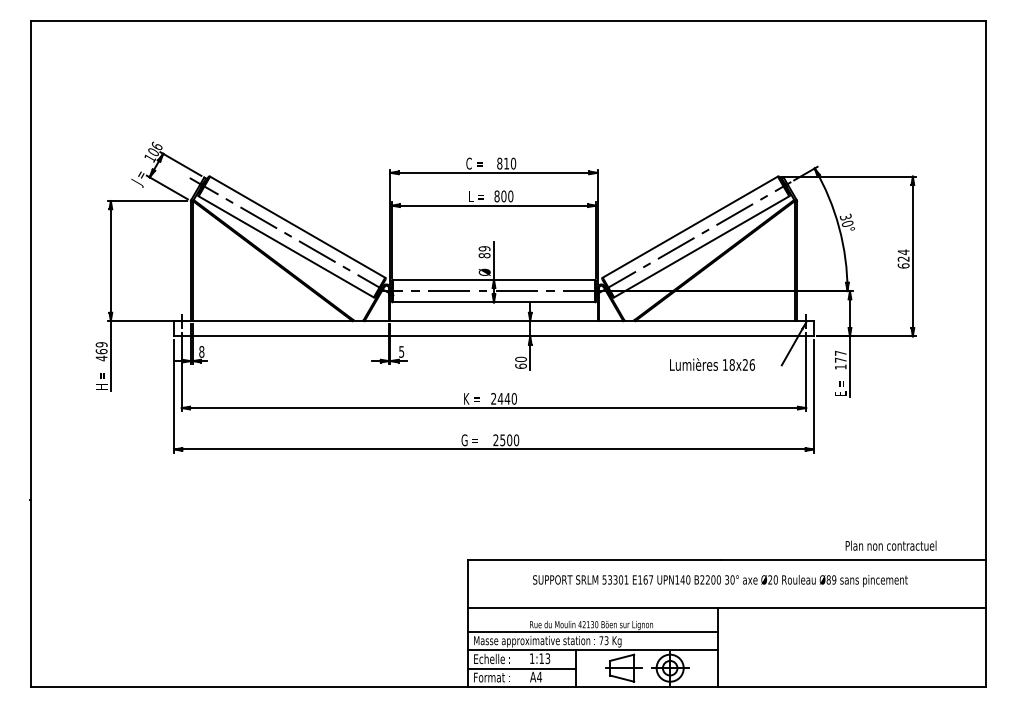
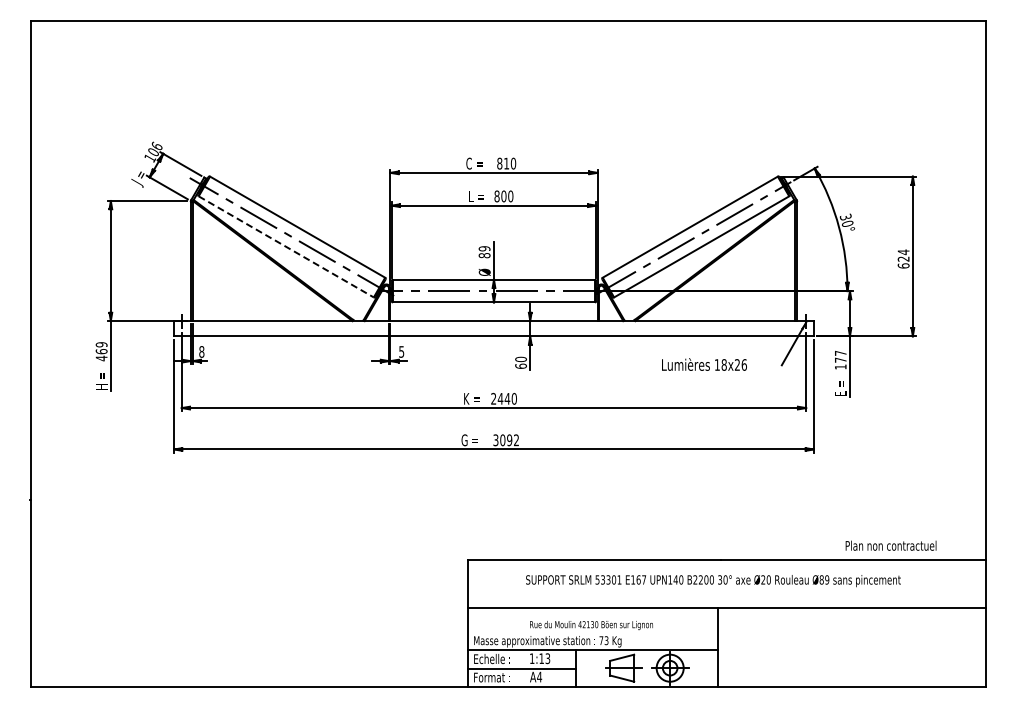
line: solid -> dashed (286, 247)
text position: (712, 364) -> (704, 364) (704, 364)
text: 2500 -> 3092 (506, 440)
text position: (720, 581) -> (713, 581) (713, 581)
line: present -> none (592, 632)
